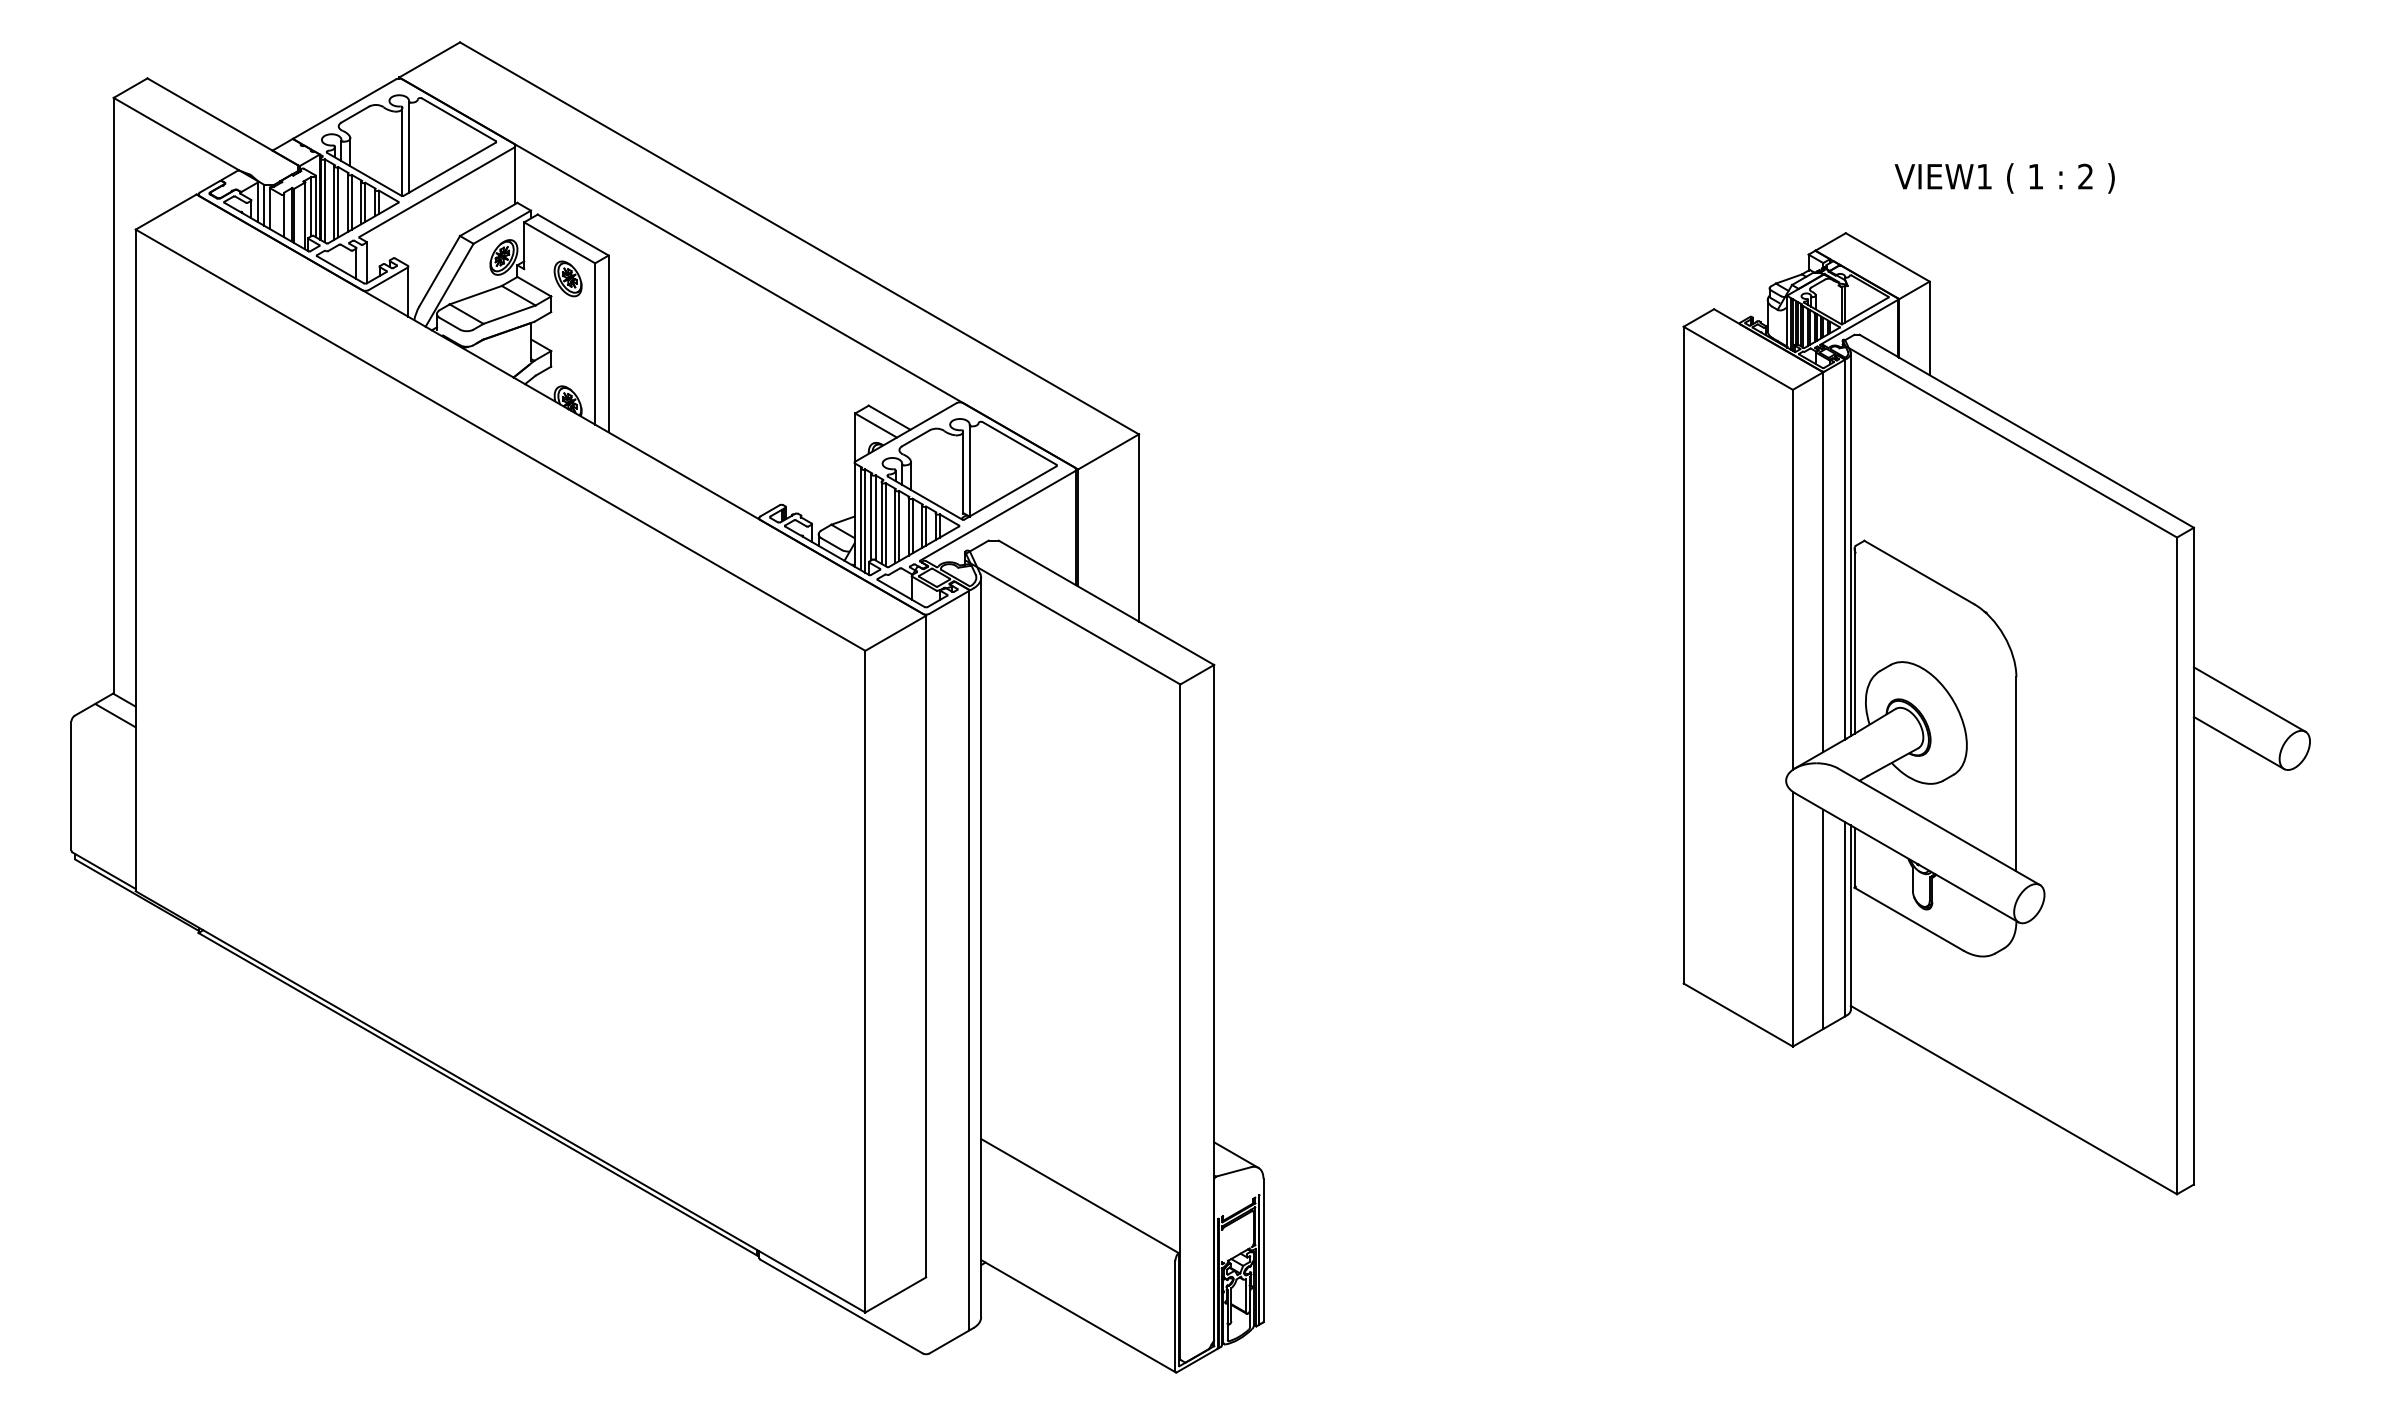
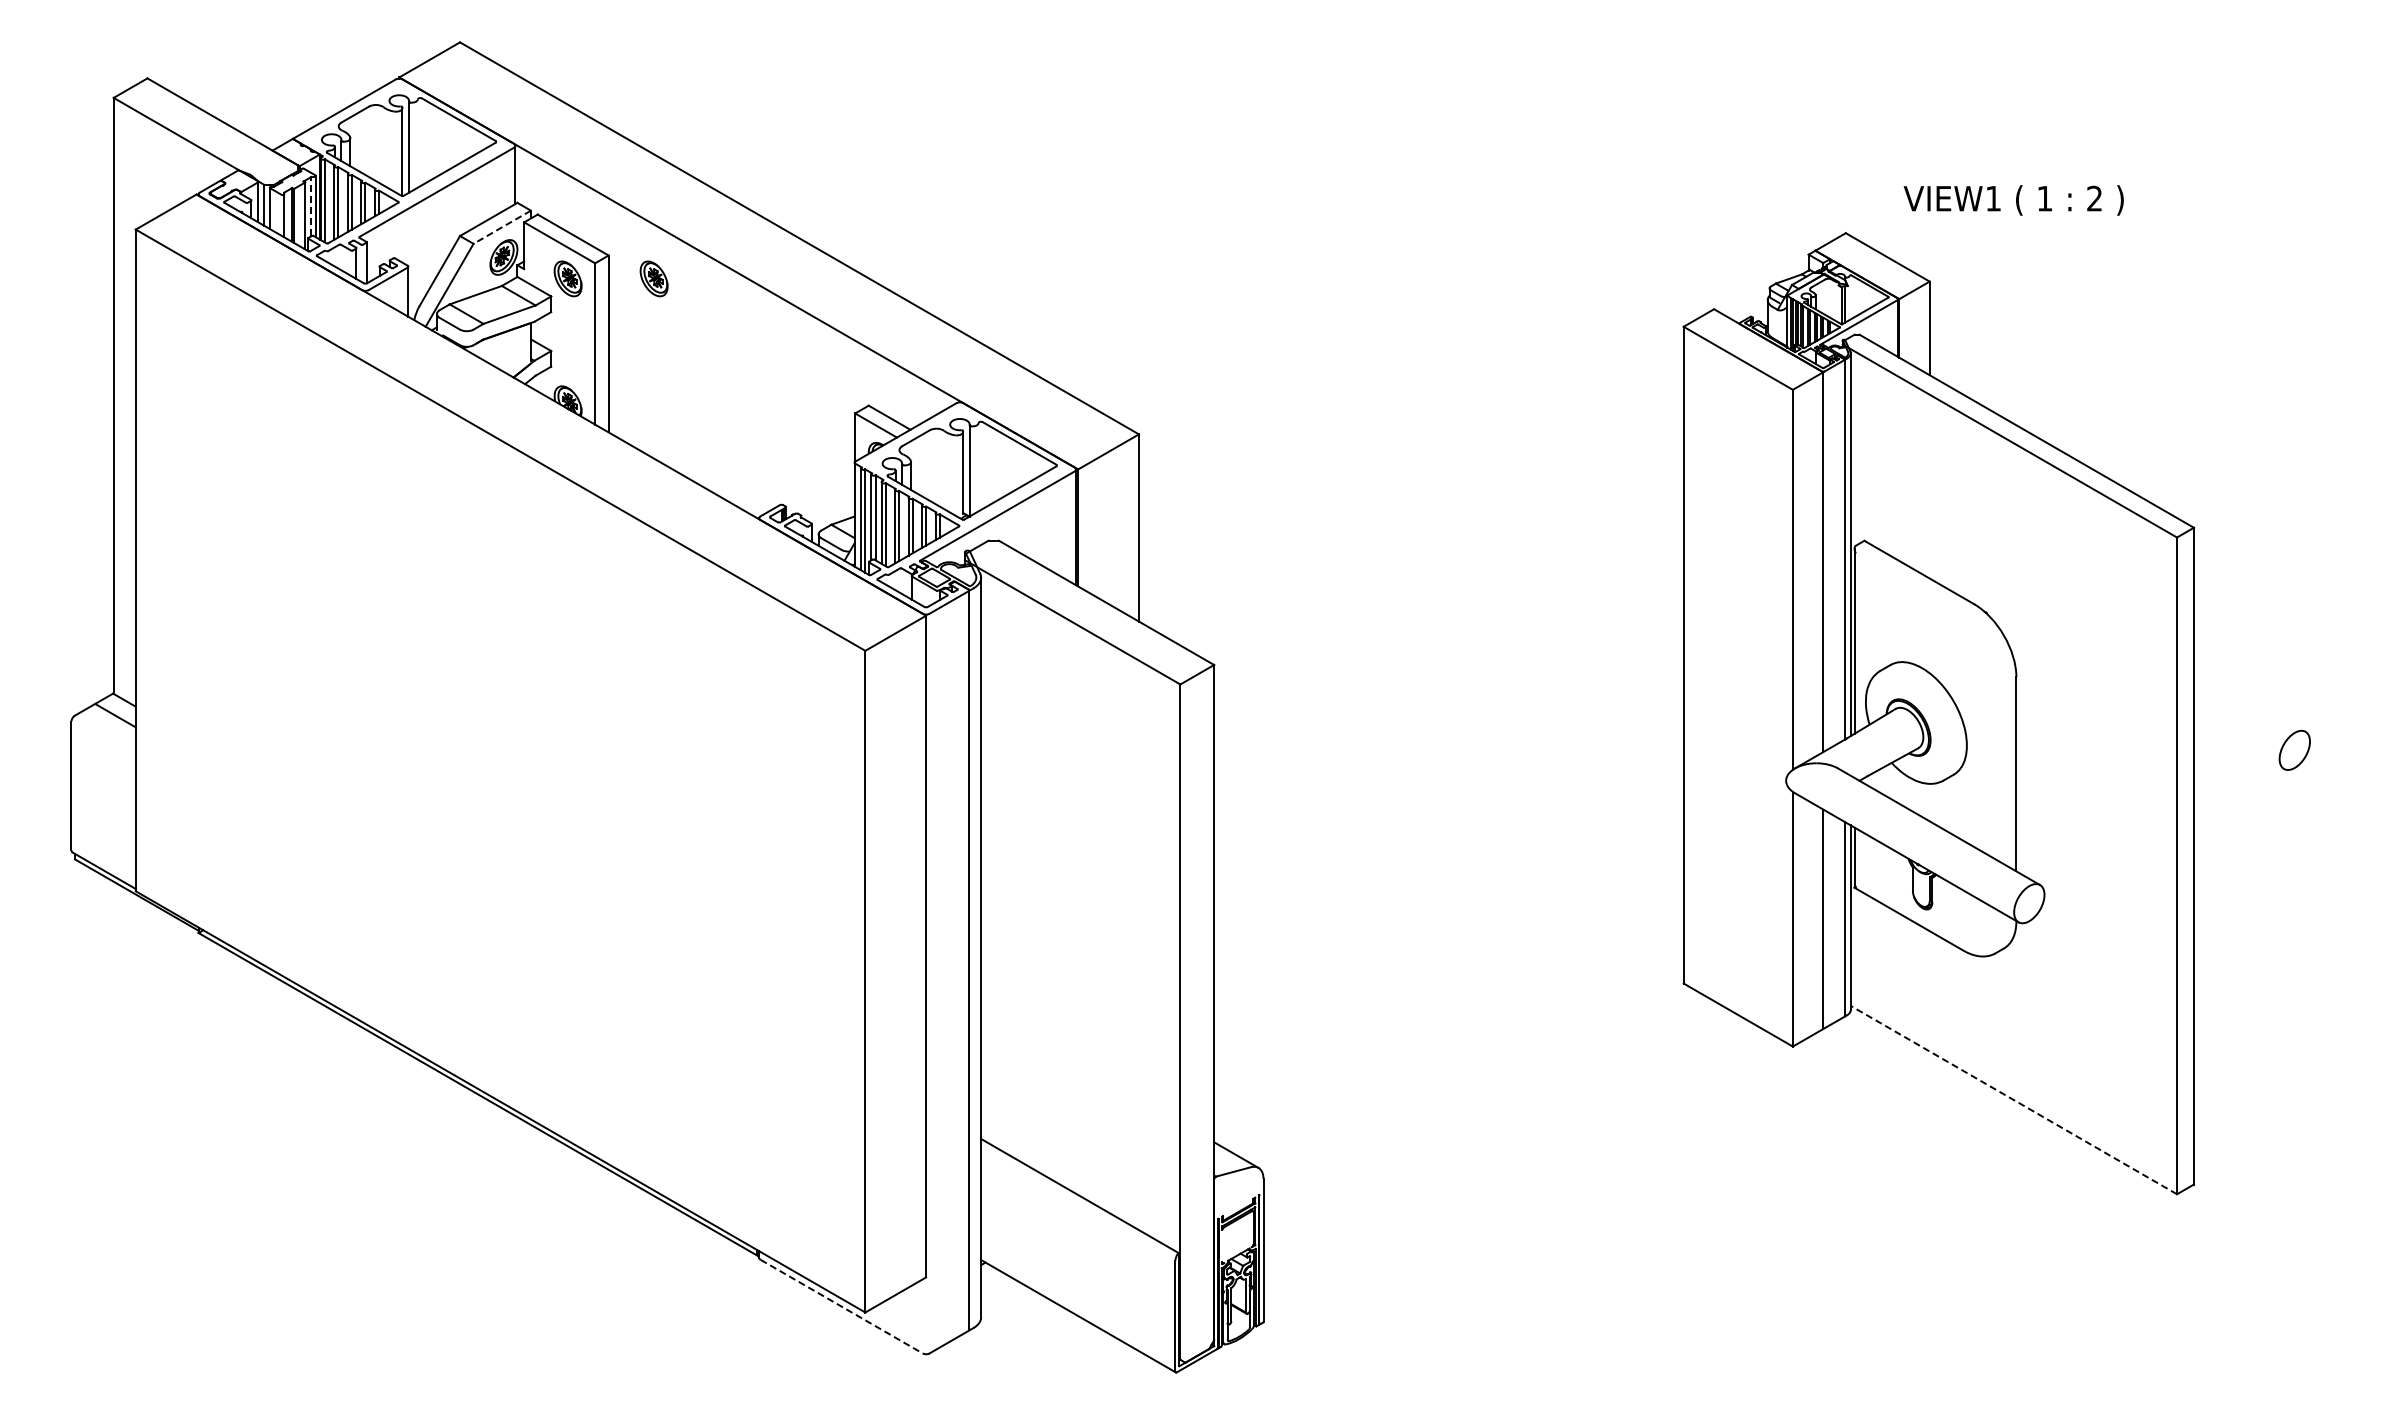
text position: (2004, 178) -> (2013, 200) (2013, 200)
line: solid -> dashed (311, 206)
line: solid -> dashed (501, 227)
part: none -> present (653, 278)
line: present -> none (2249, 699)
line: present -> none (2238, 742)
line: solid -> dashed (2013, 1099)
line: solid -> dashed (841, 1306)
